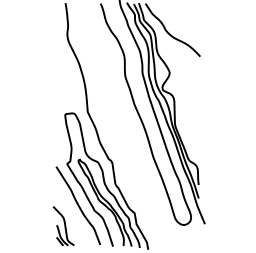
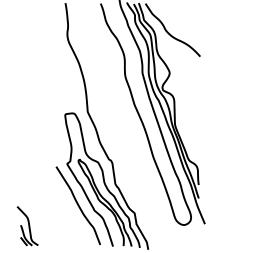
part position: (63, 226) -> (27, 226) (27, 226)
